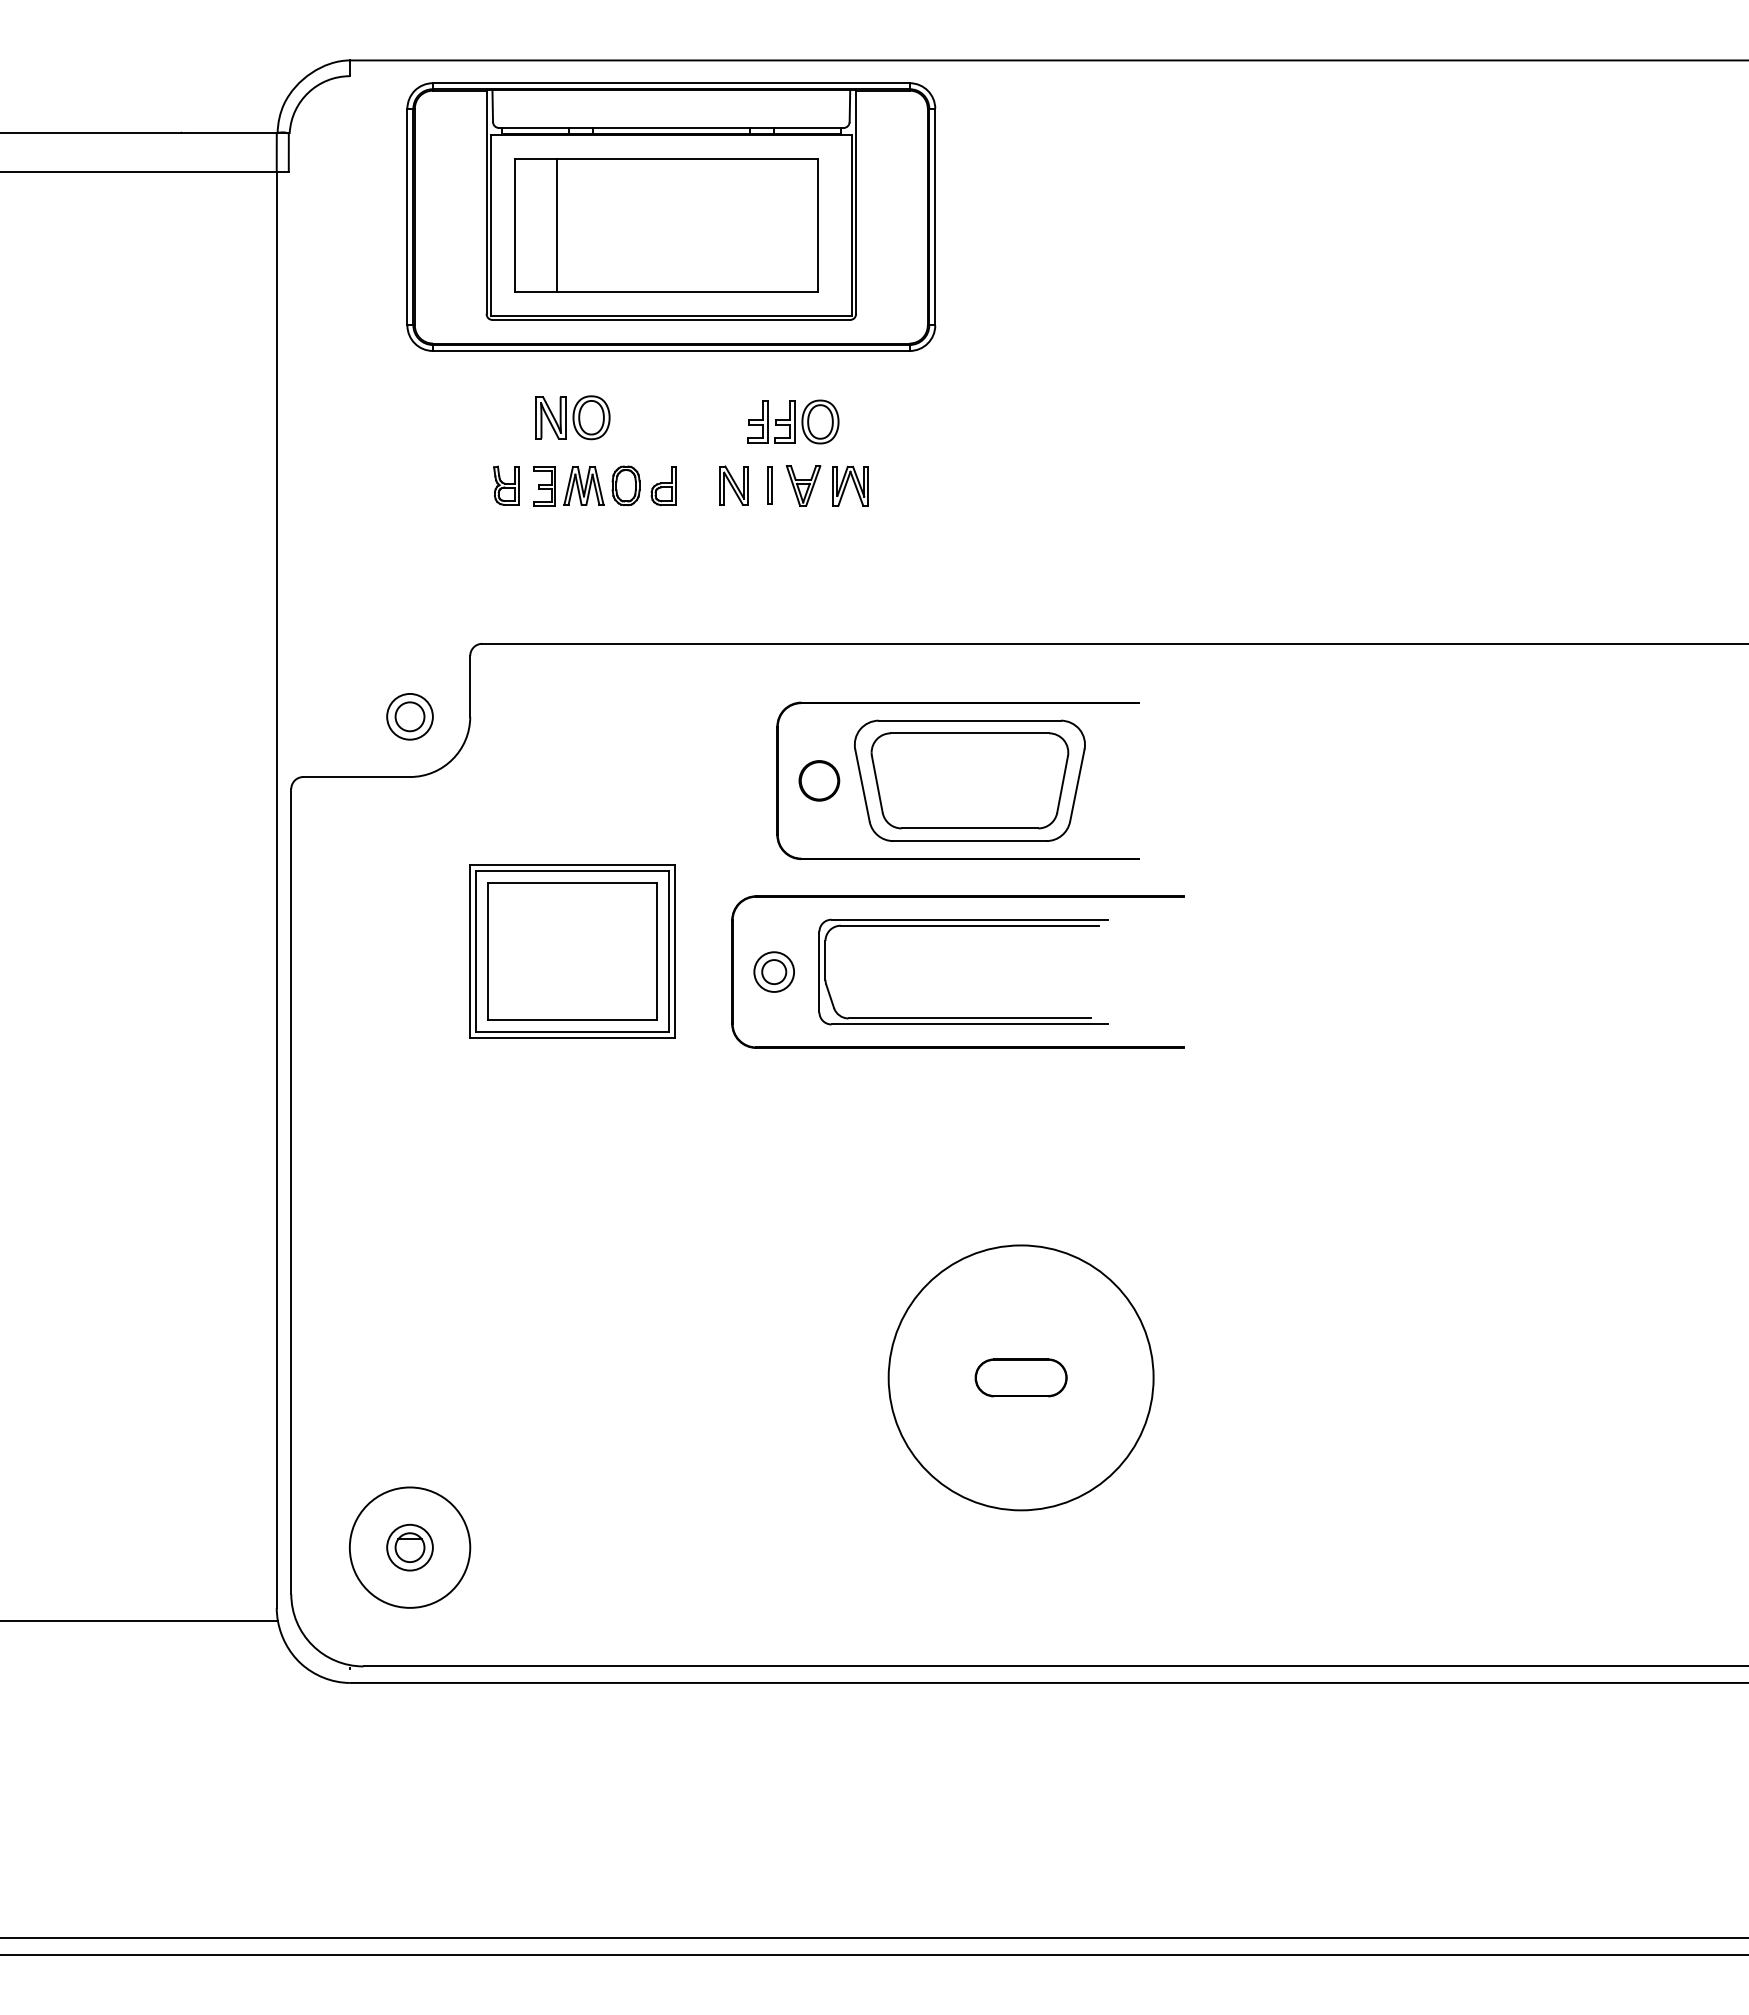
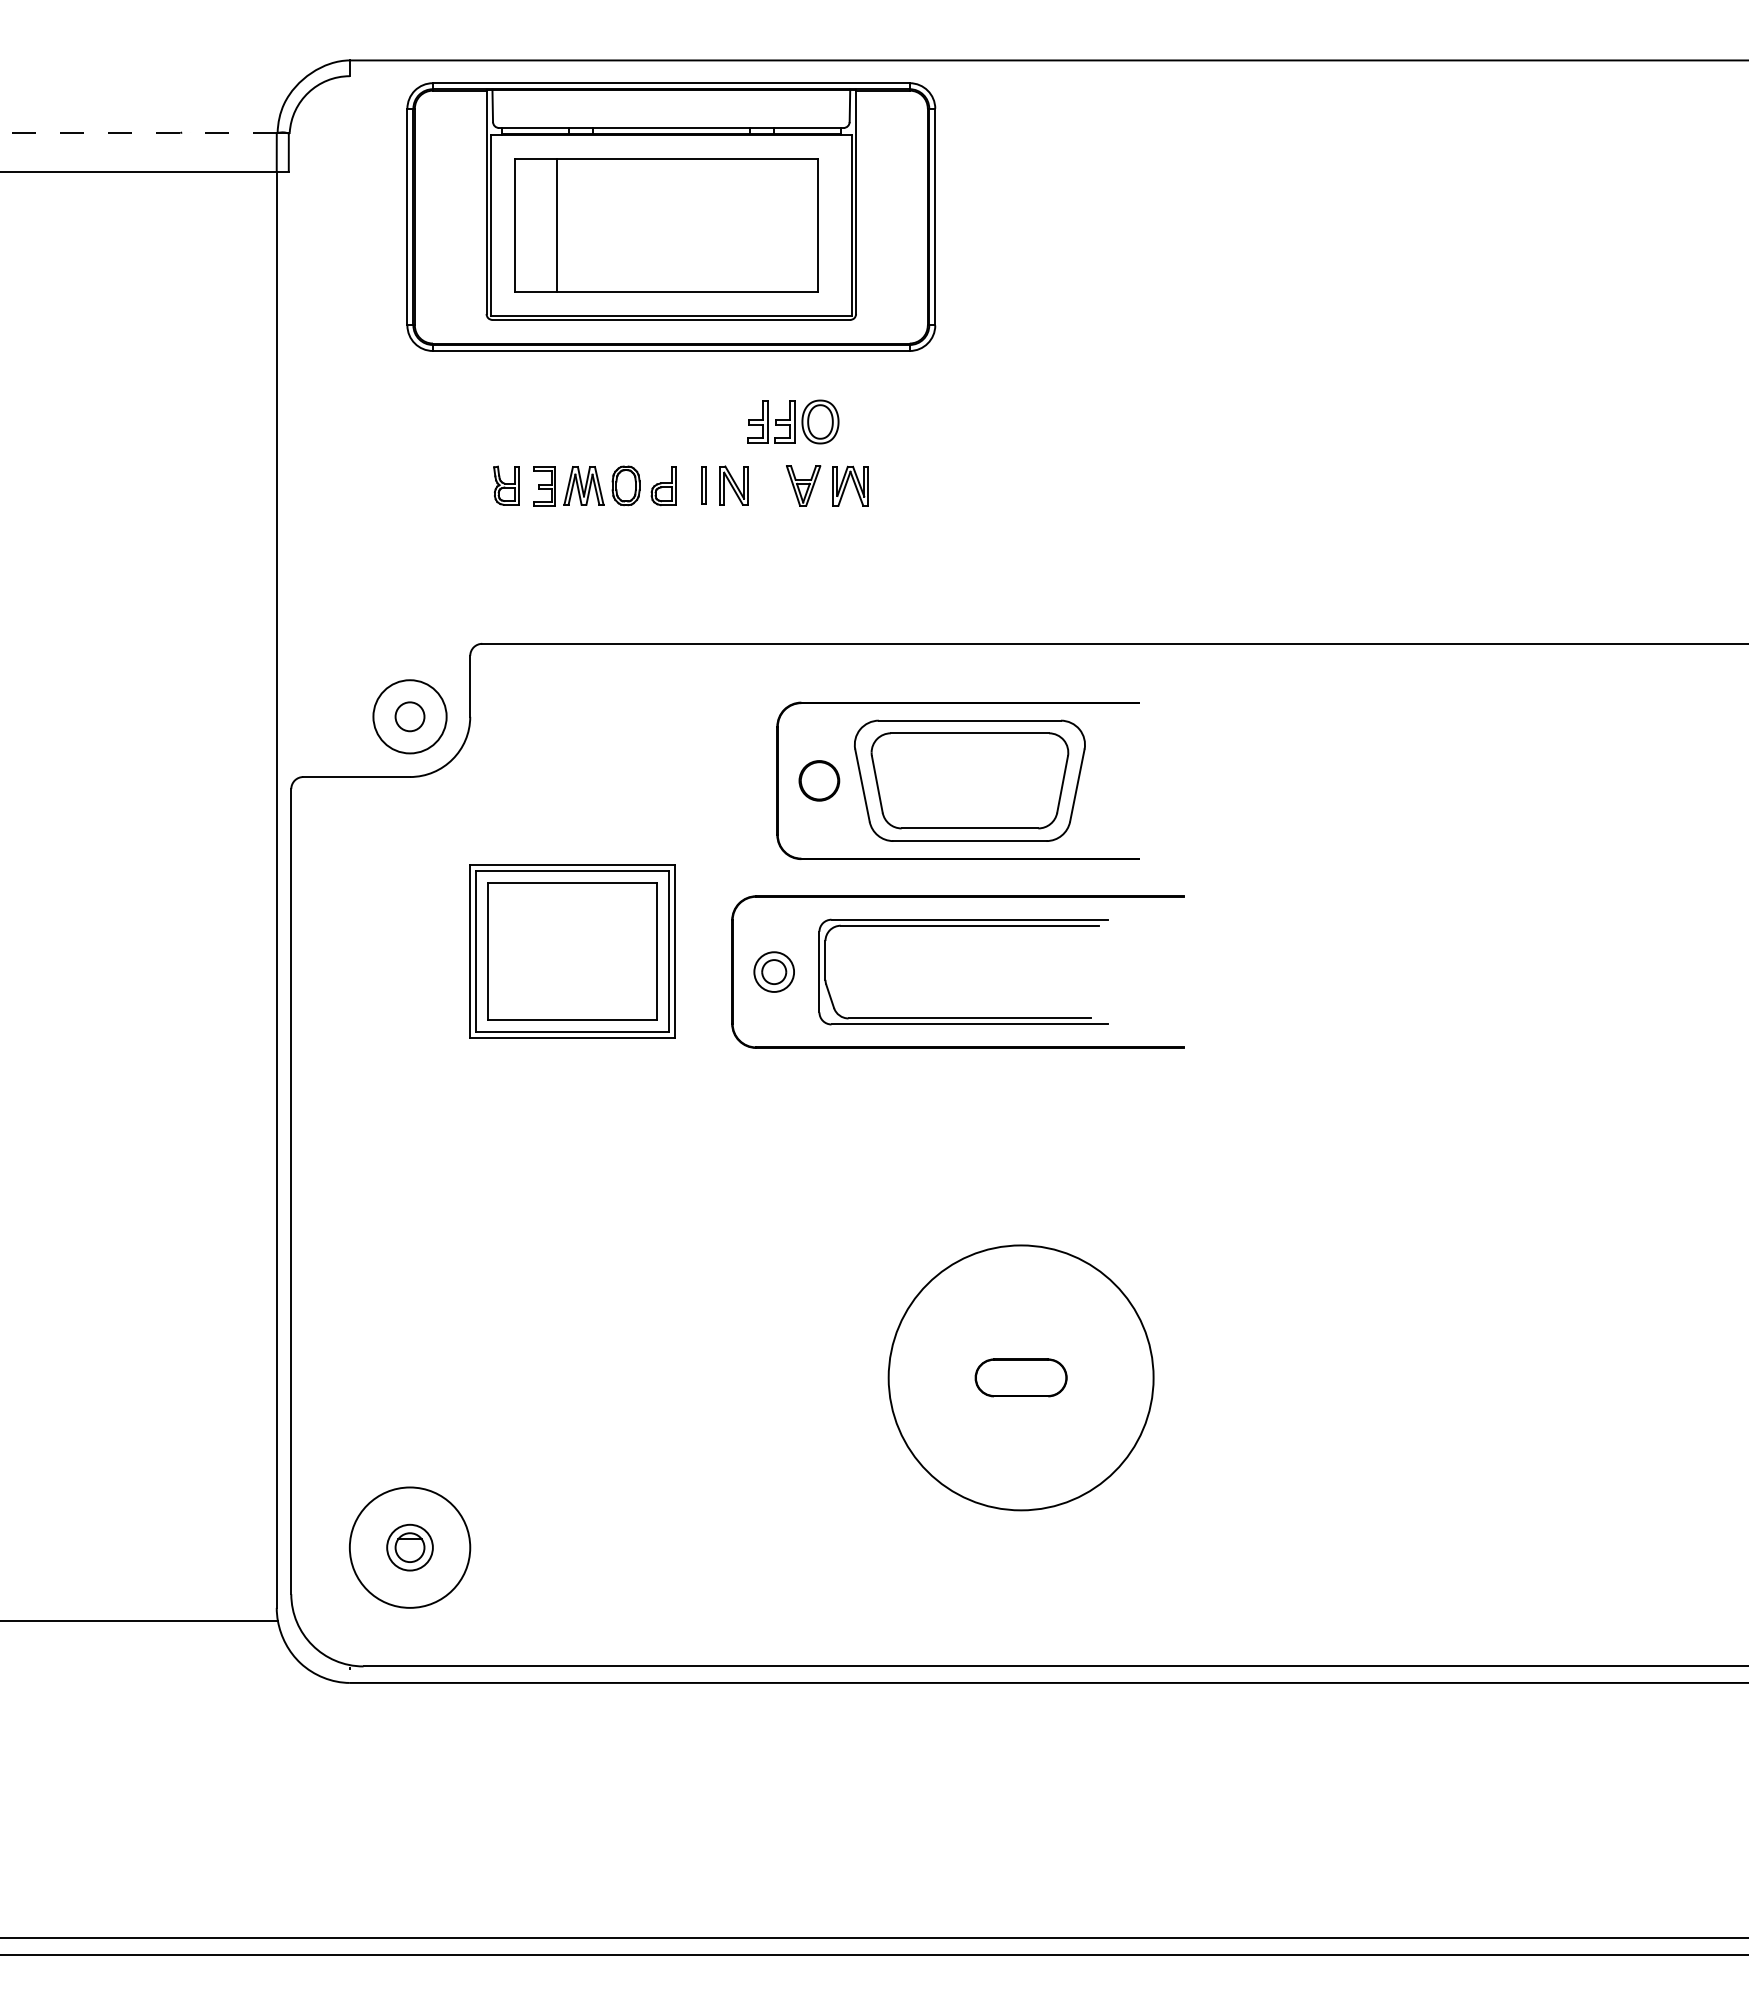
line: solid -> dashed (138, 132)
part: present -> none (572, 417)
part position: (769, 485) -> (703, 485) (703, 485)
circle diameter: 46 px -> 73 px (409, 716)
